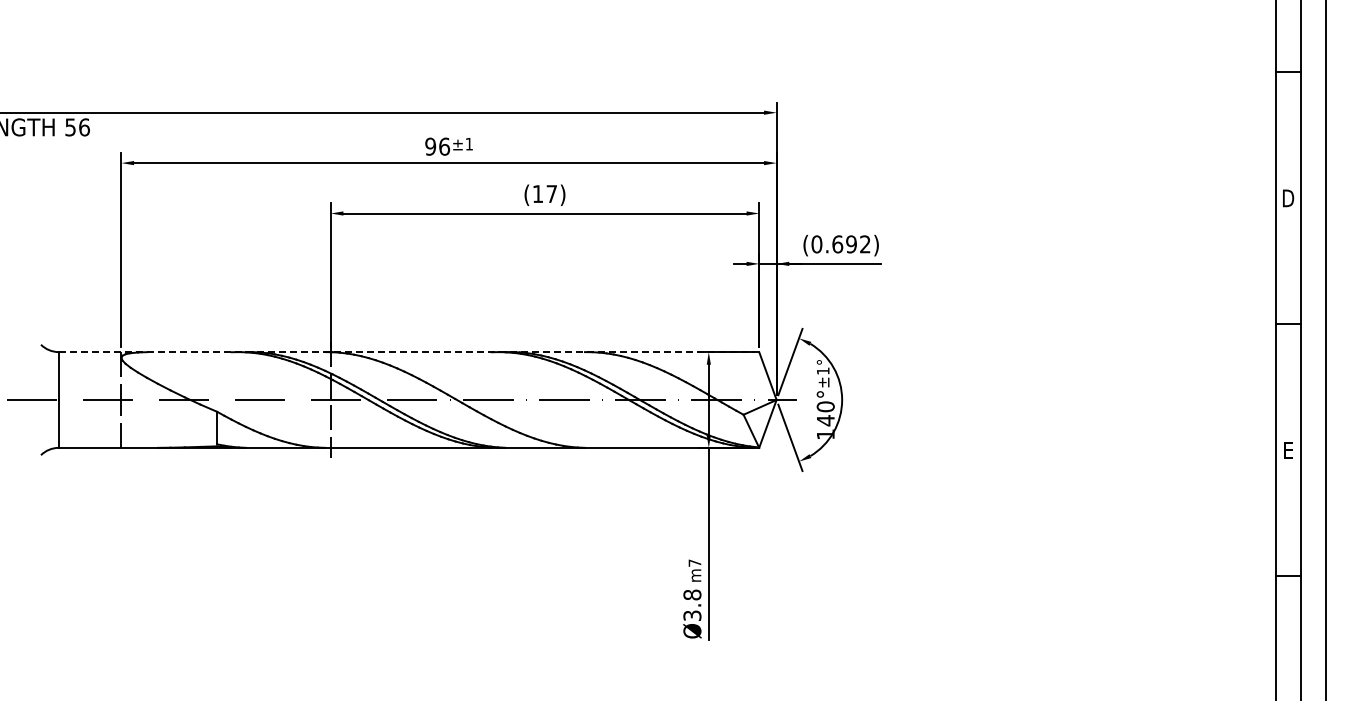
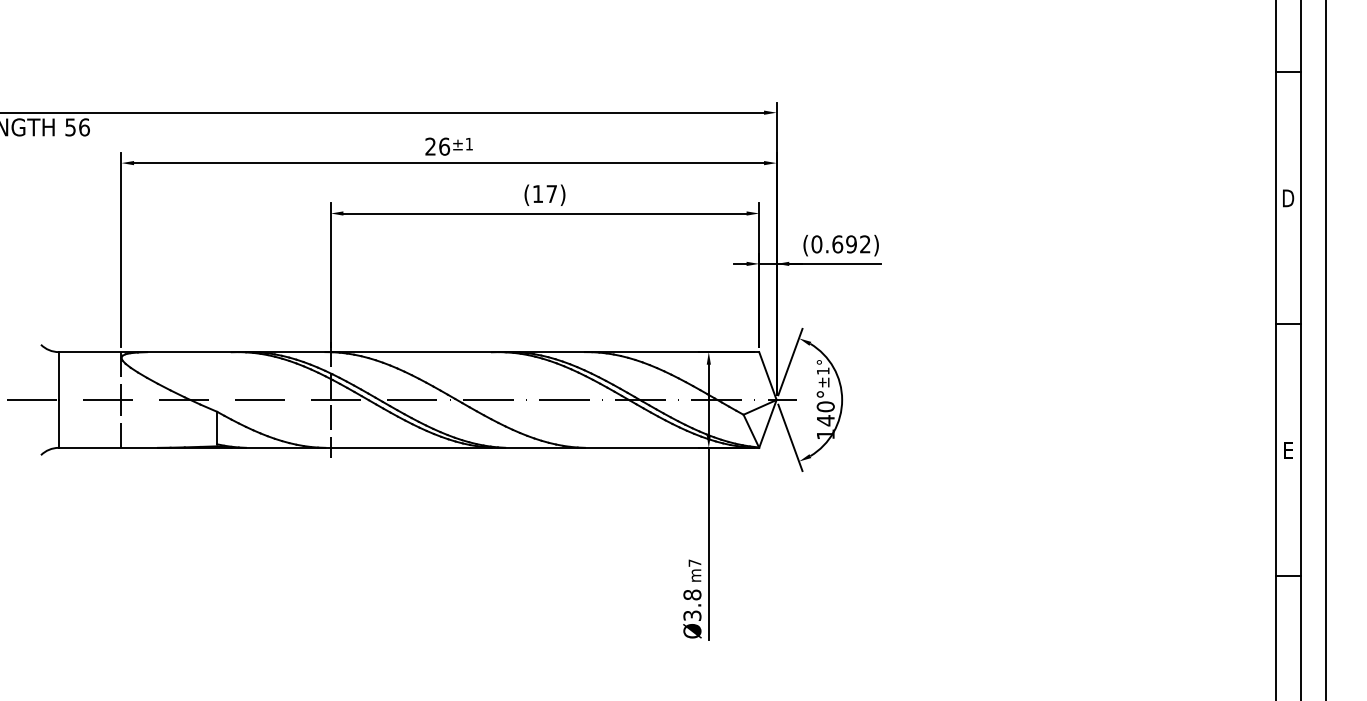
text: 96 -> 26 (430, 146)
line: dashed -> solid (409, 352)
